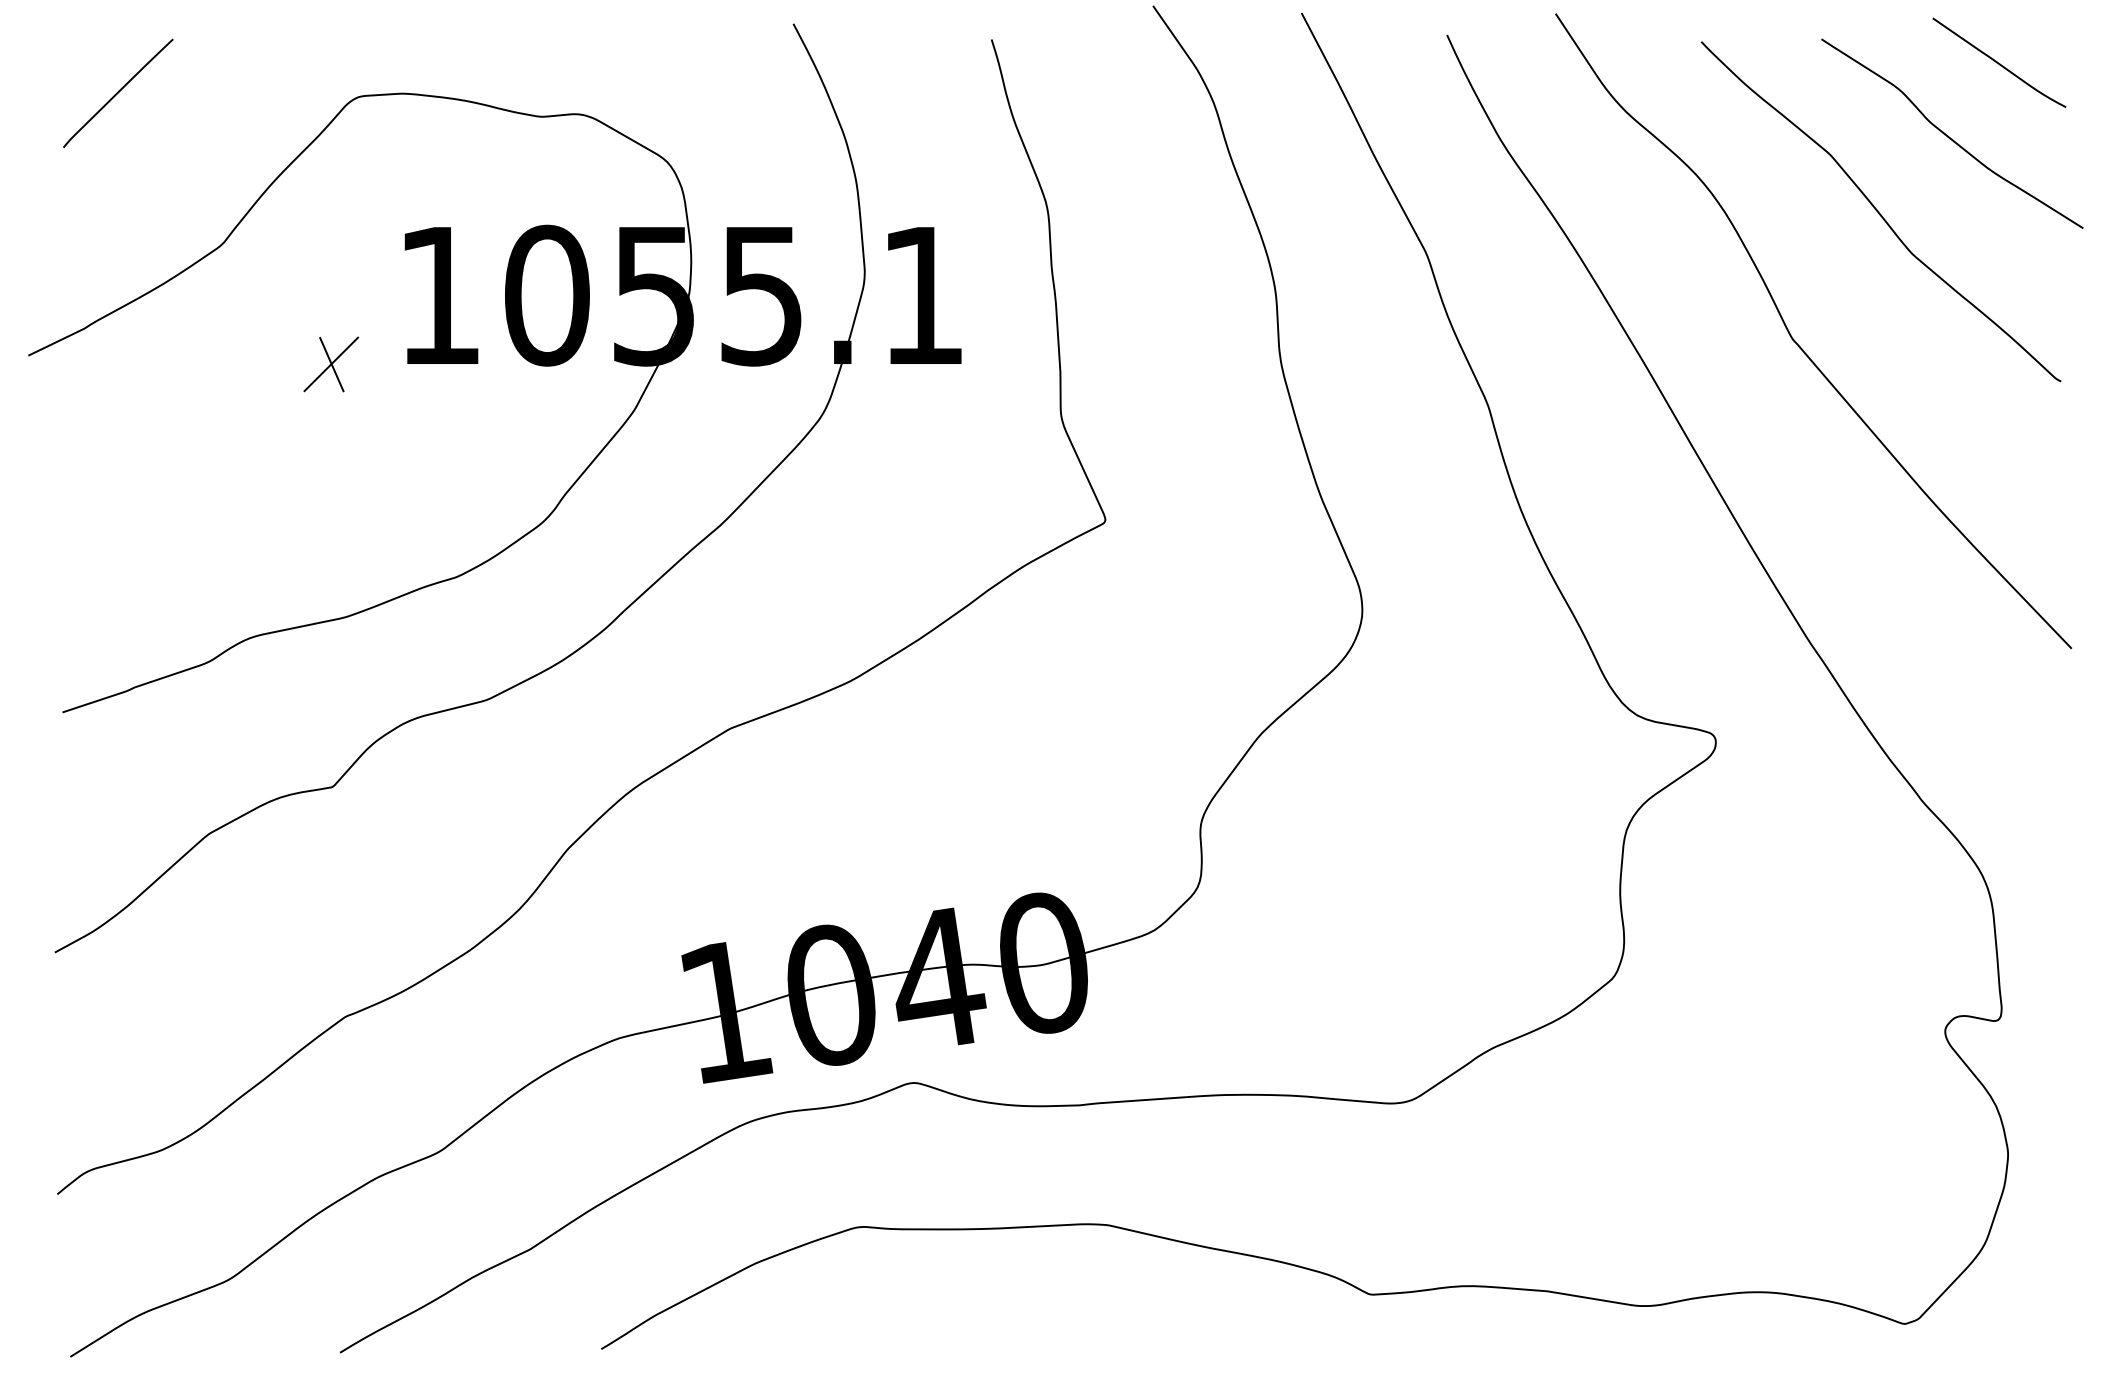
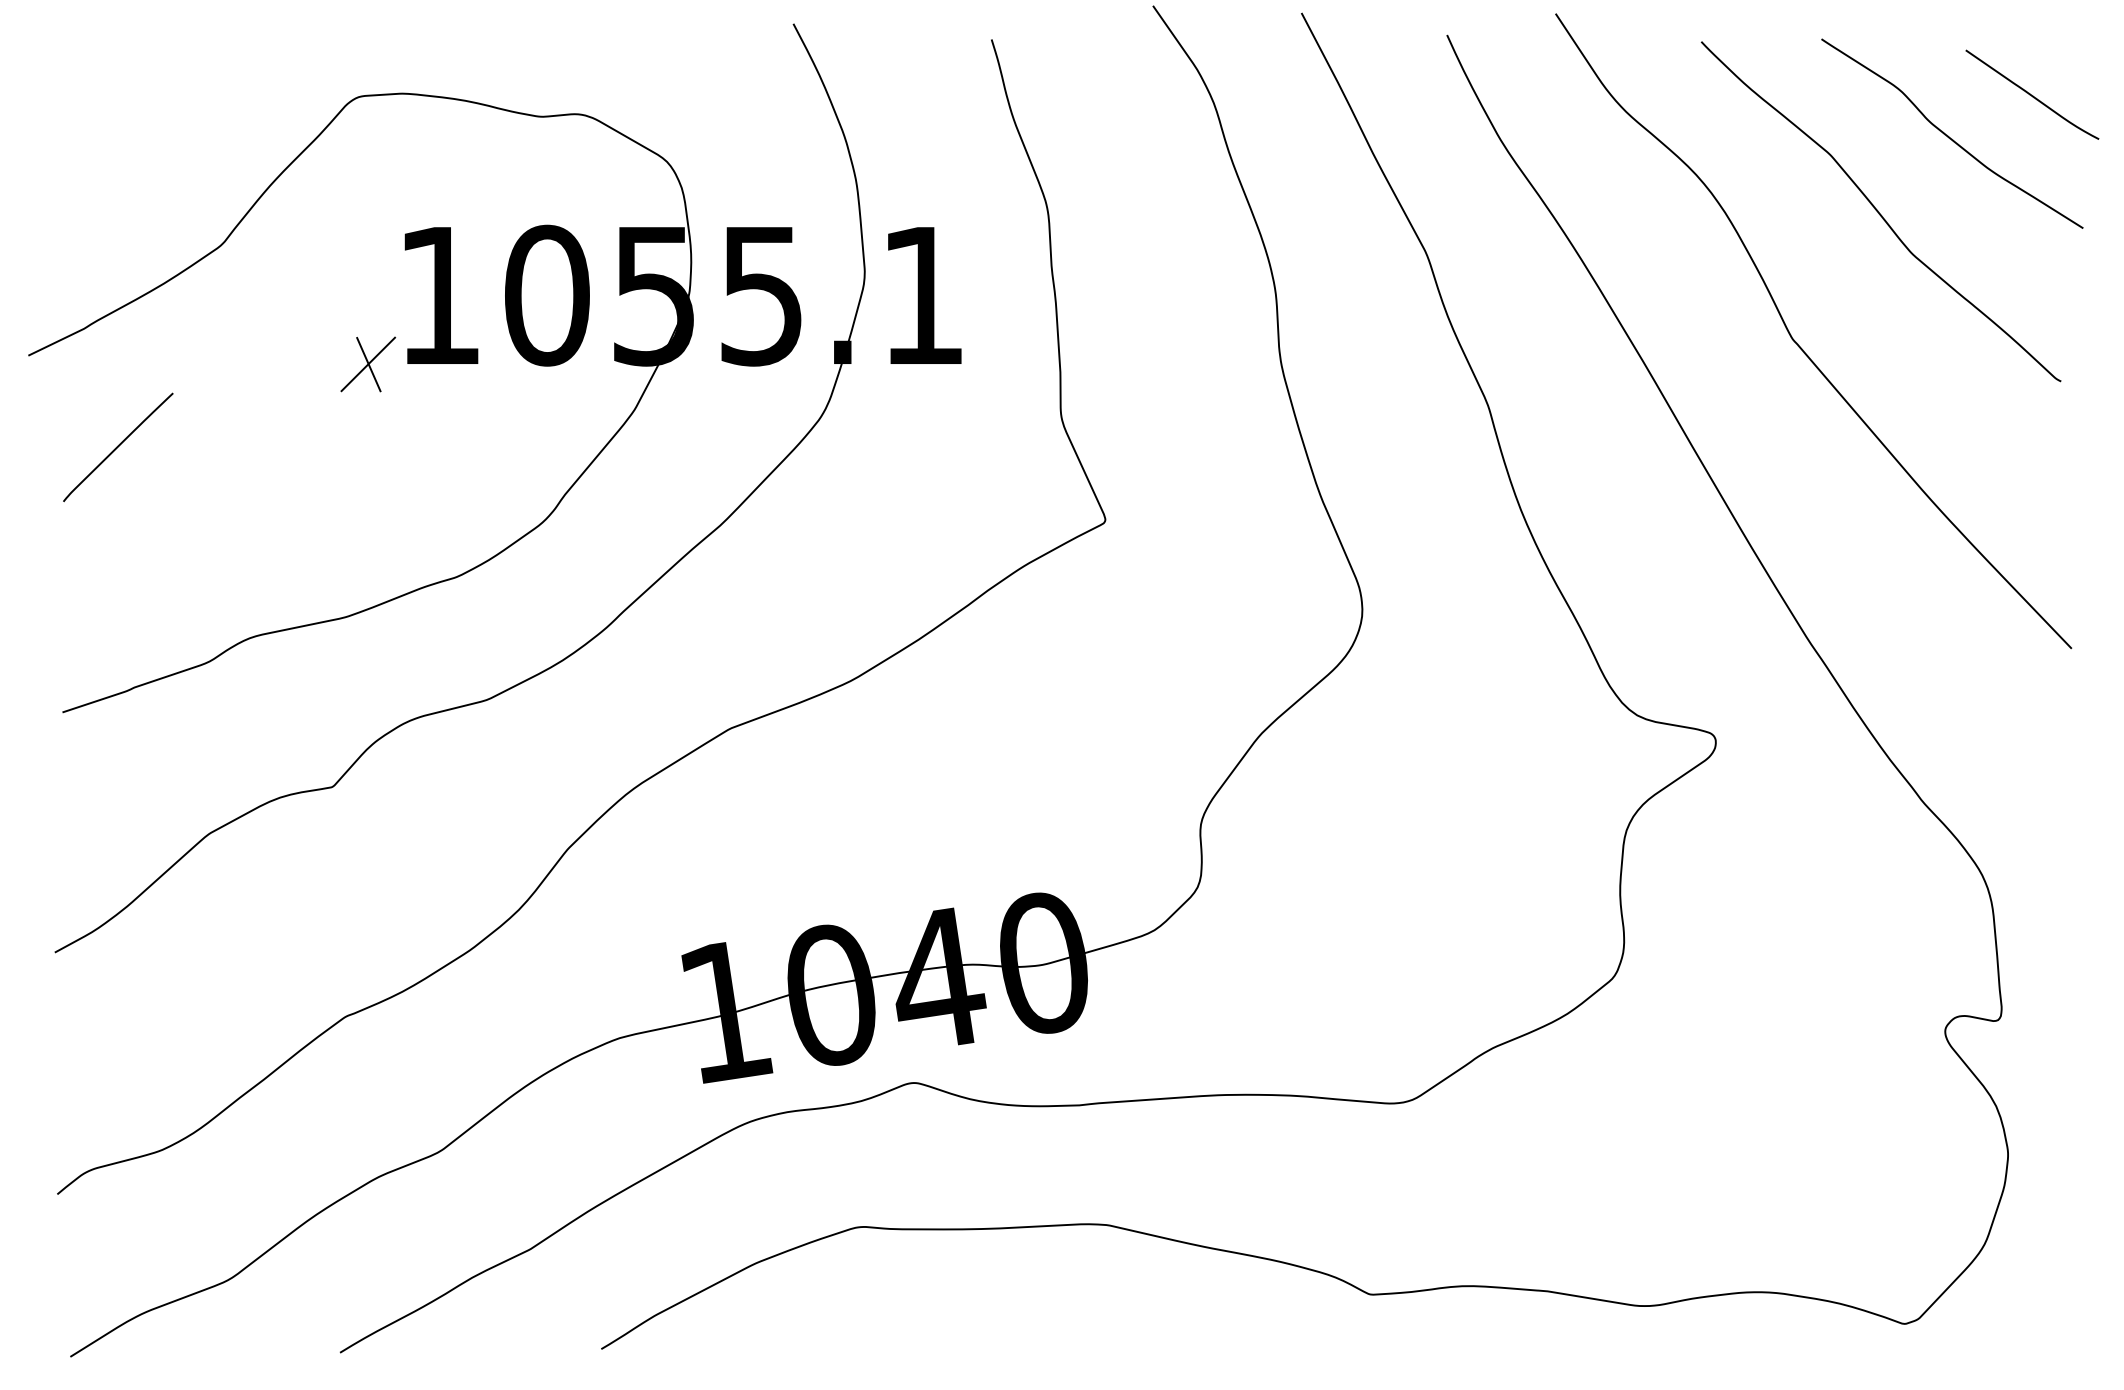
curve position: (1998, 62) -> (2031, 94) (2031, 94)
curve position: (118, 93) -> (118, 447) (118, 447)
part position: (331, 364) -> (368, 364) (368, 364)
